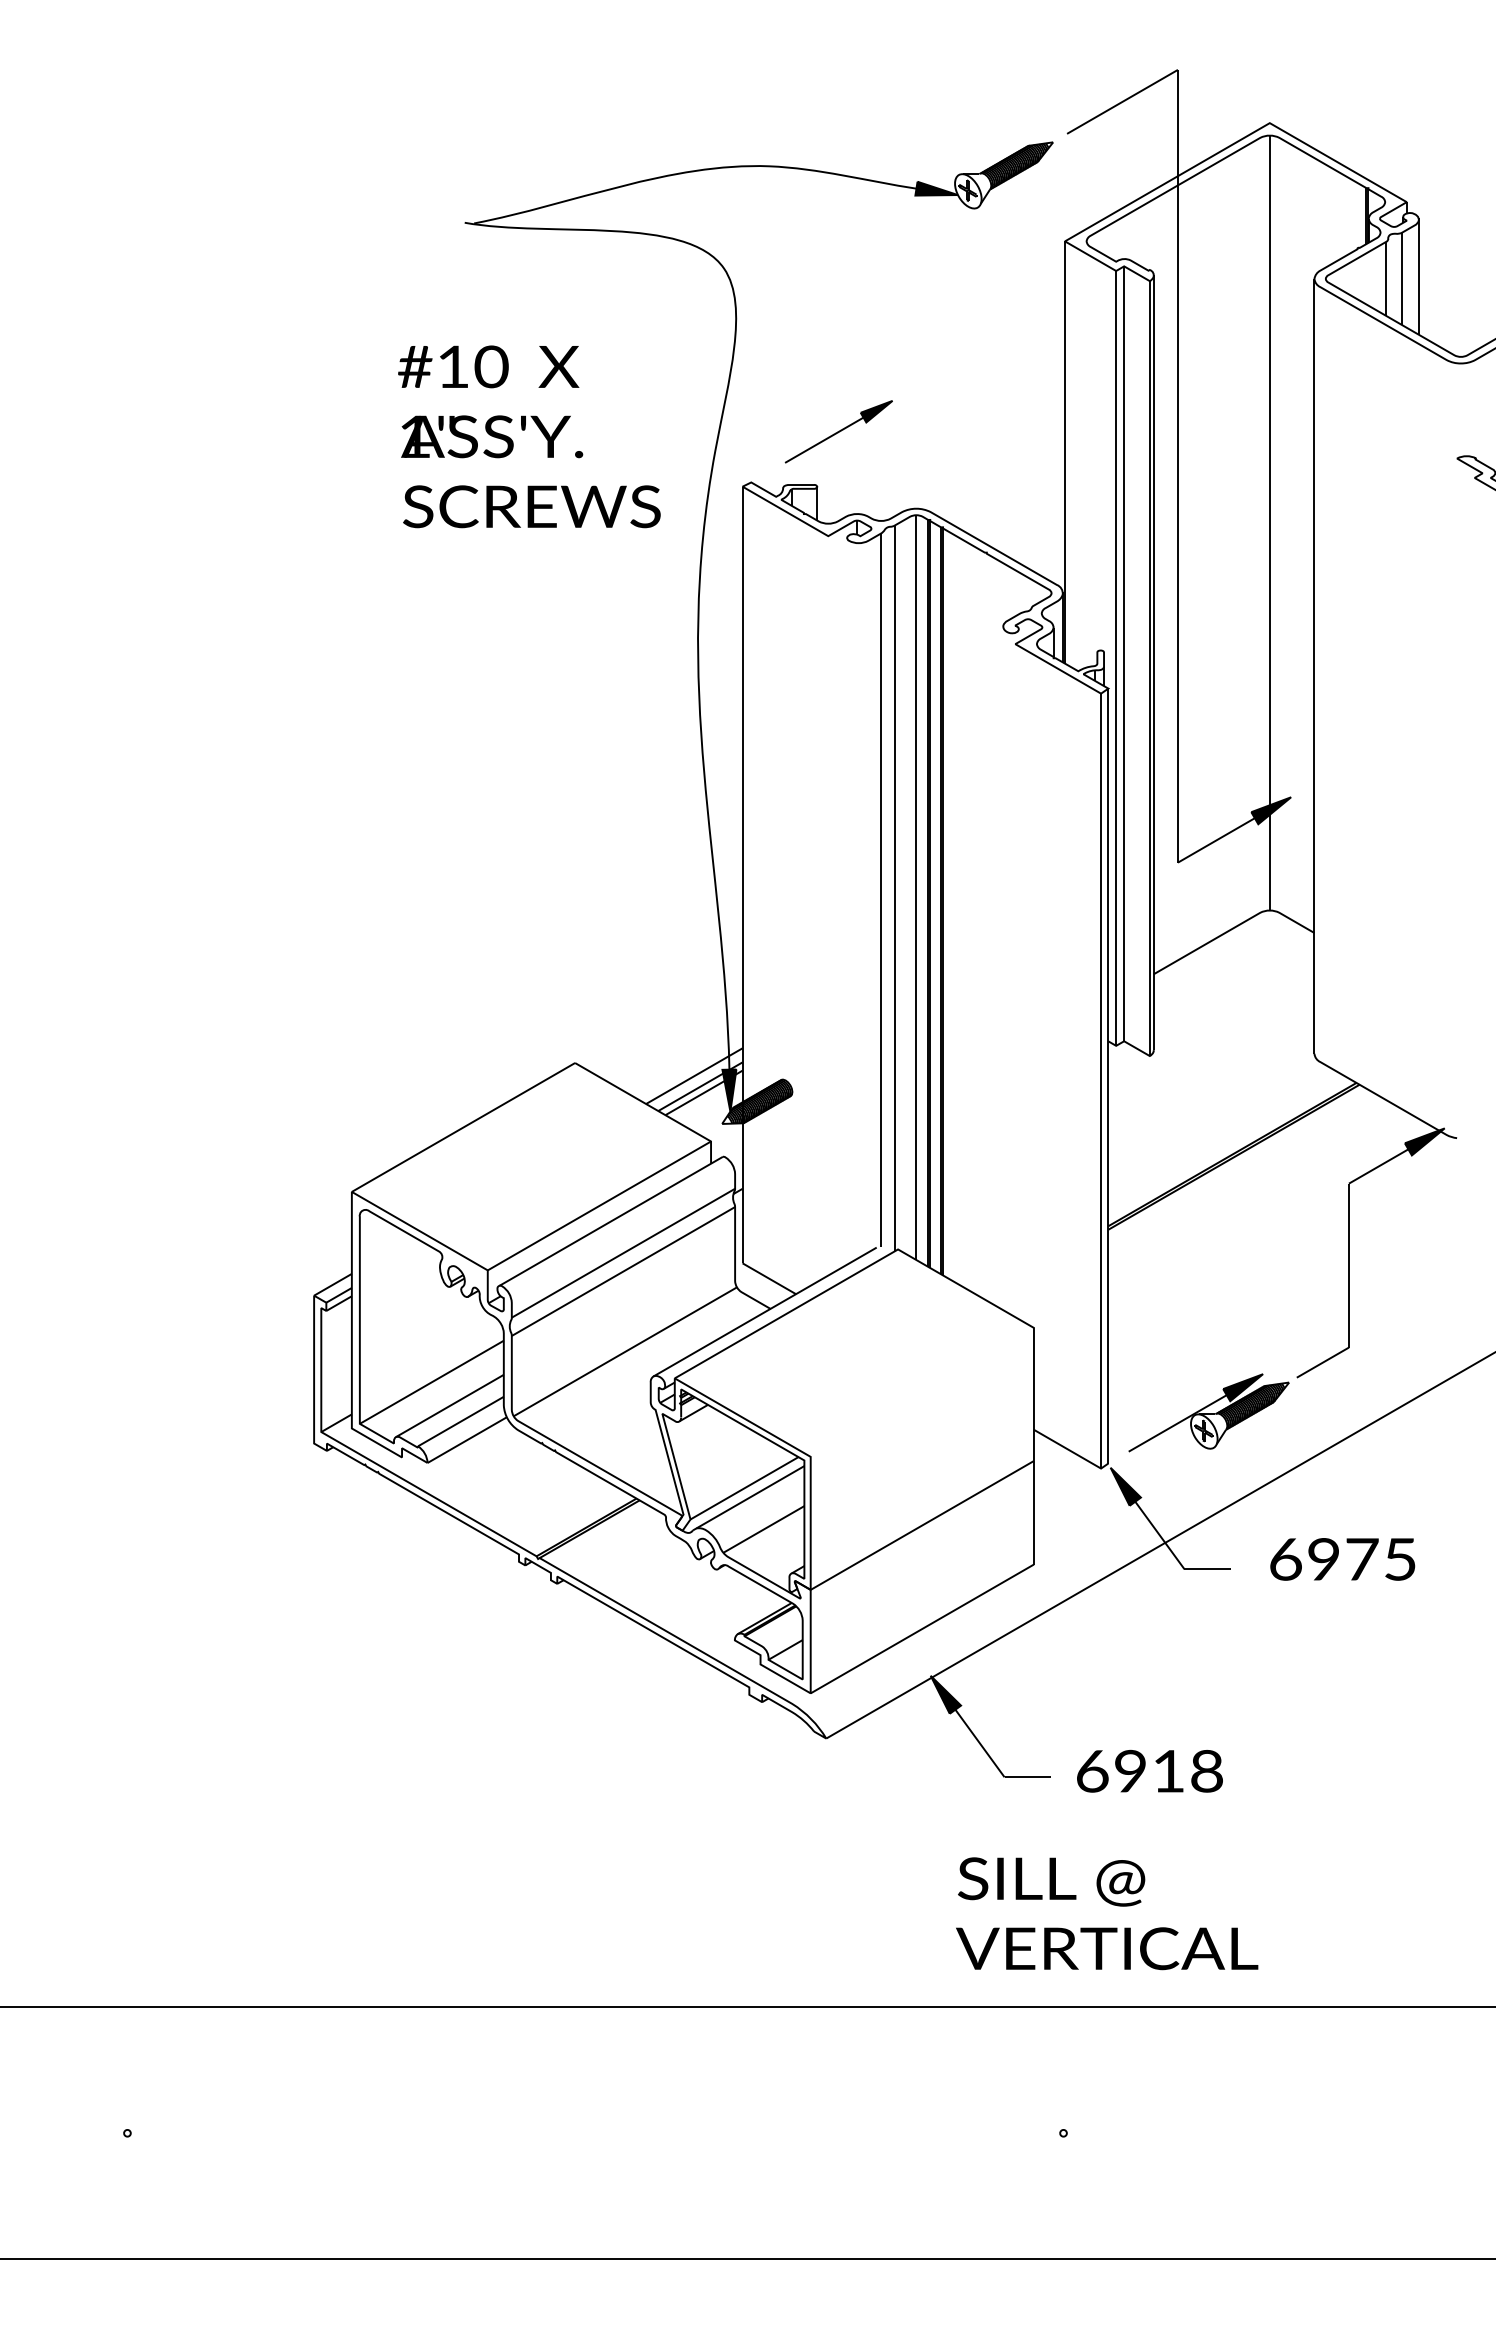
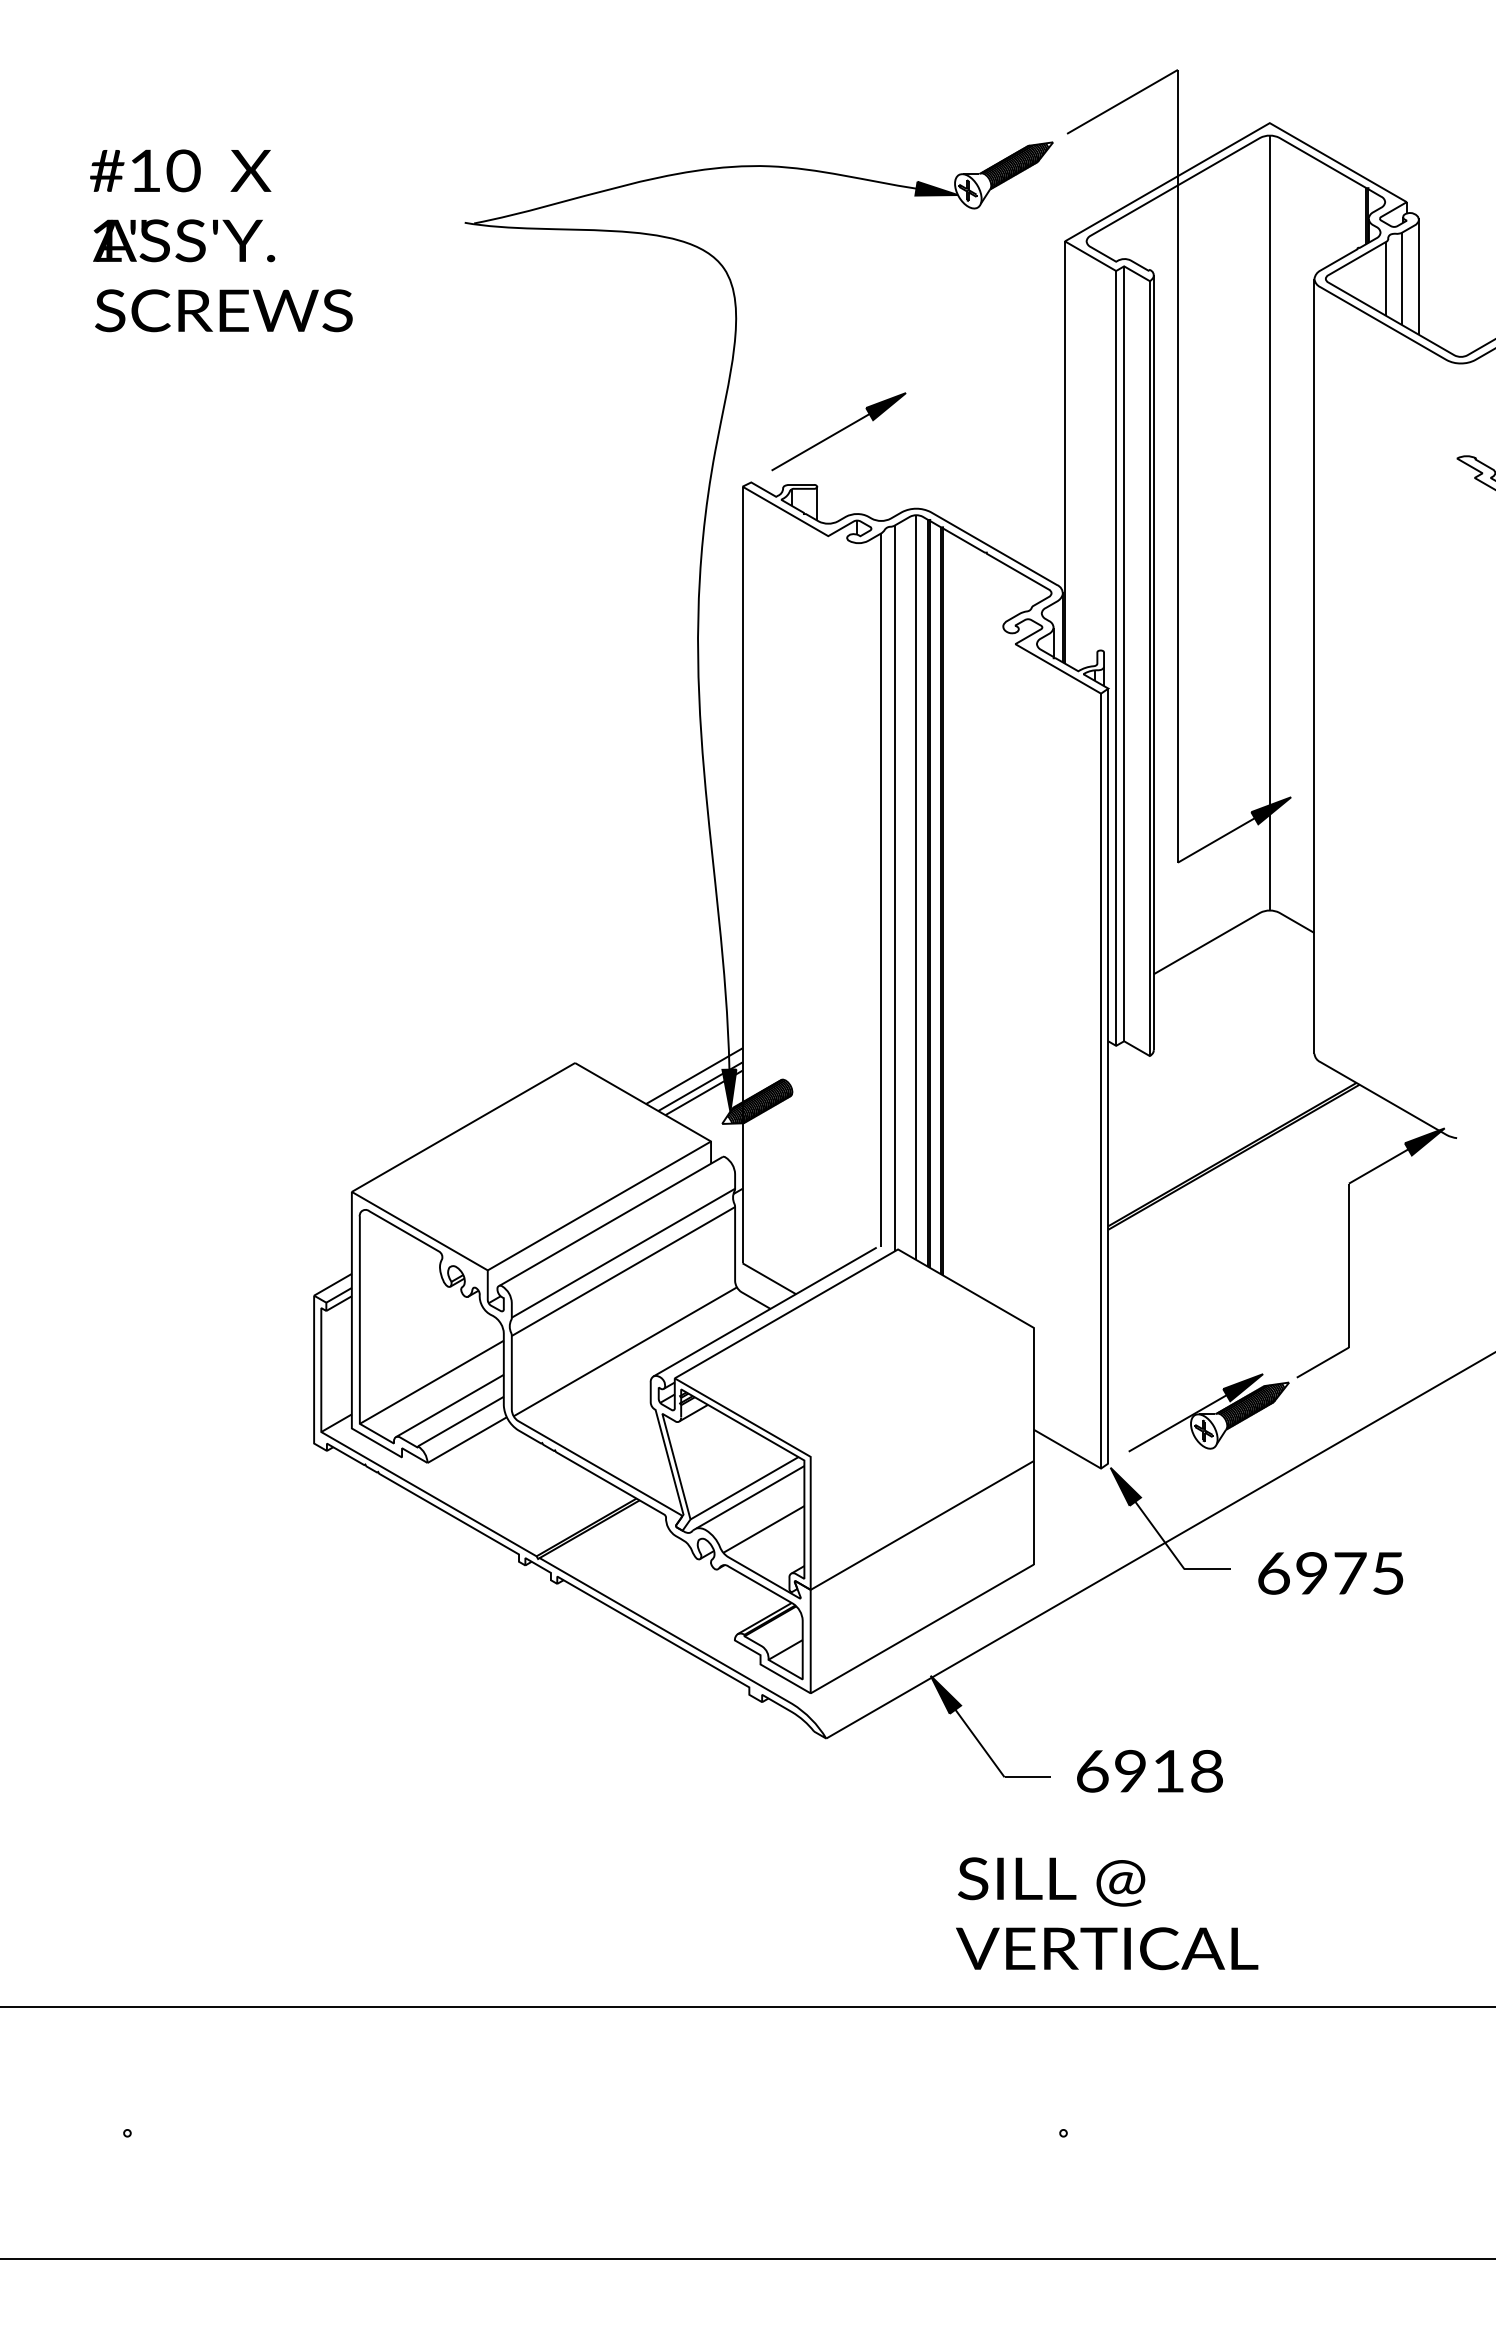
part size: 109x64 px -> 136x80 px (838, 431)
text position: (529, 436) -> (221, 240) (221, 240)
text position: (1342, 1559) -> (1330, 1573) (1330, 1573)
